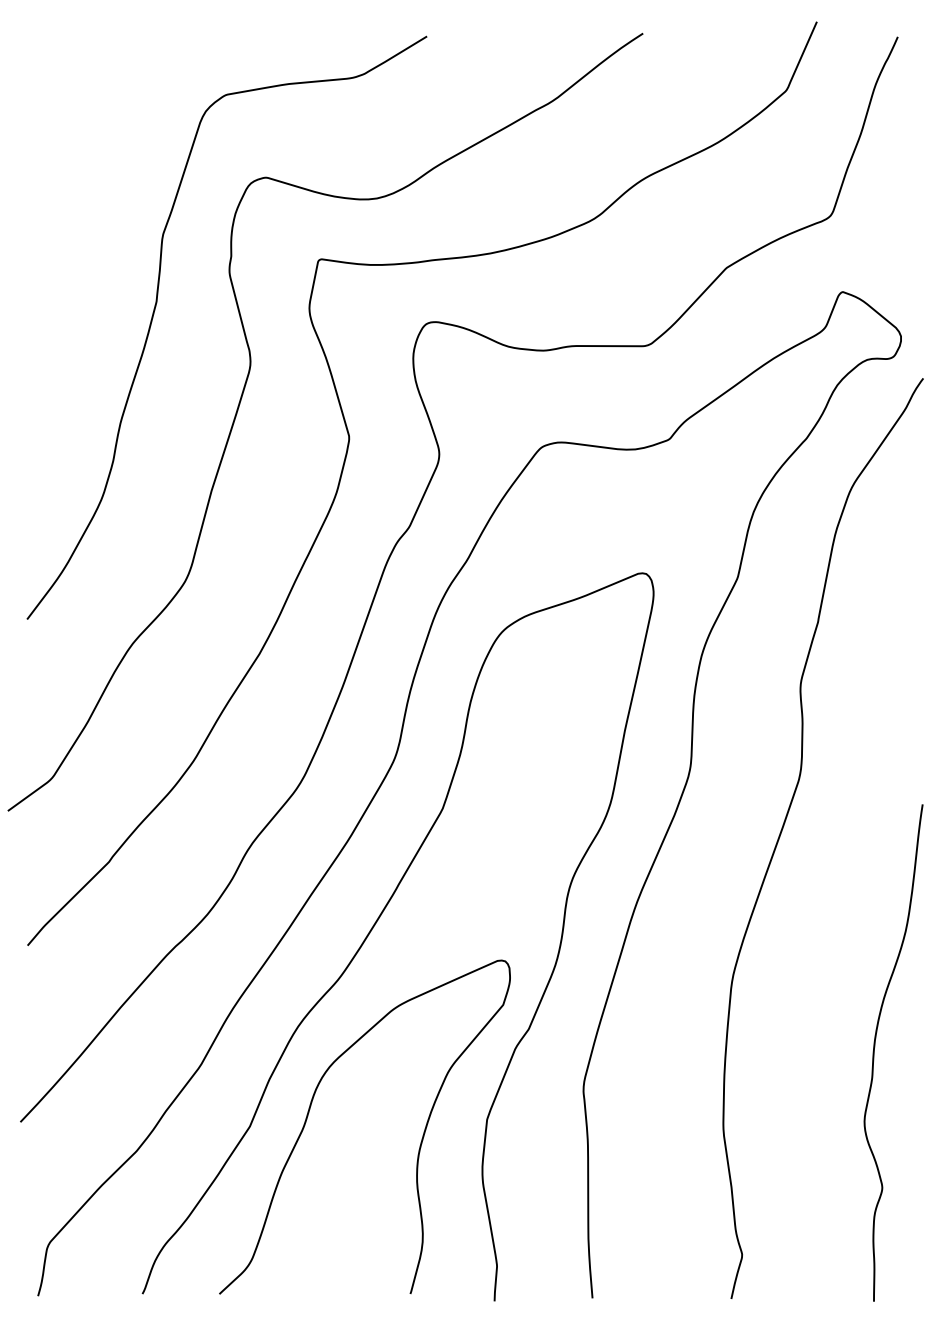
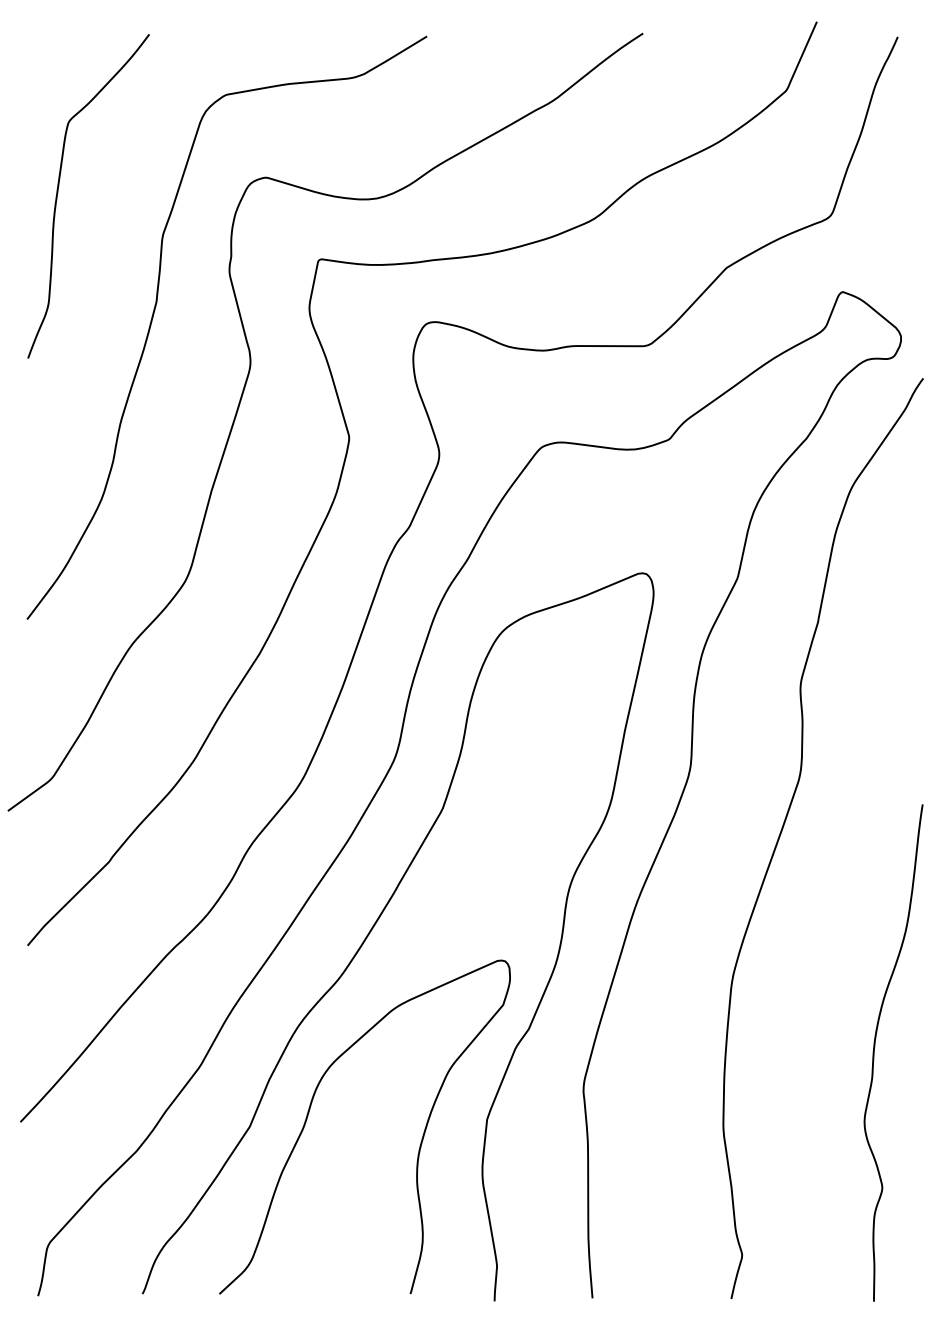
curve: none -> present (58, 193)
